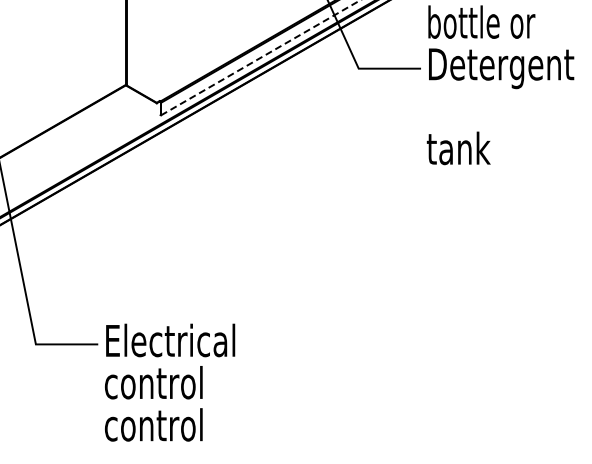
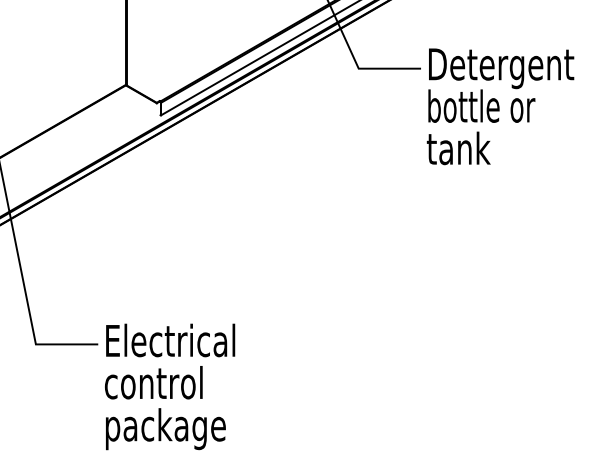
text position: (481, 21) -> (481, 105) (481, 105)
line: dashed -> solid (260, 57)
text: control -> package (164, 429)
